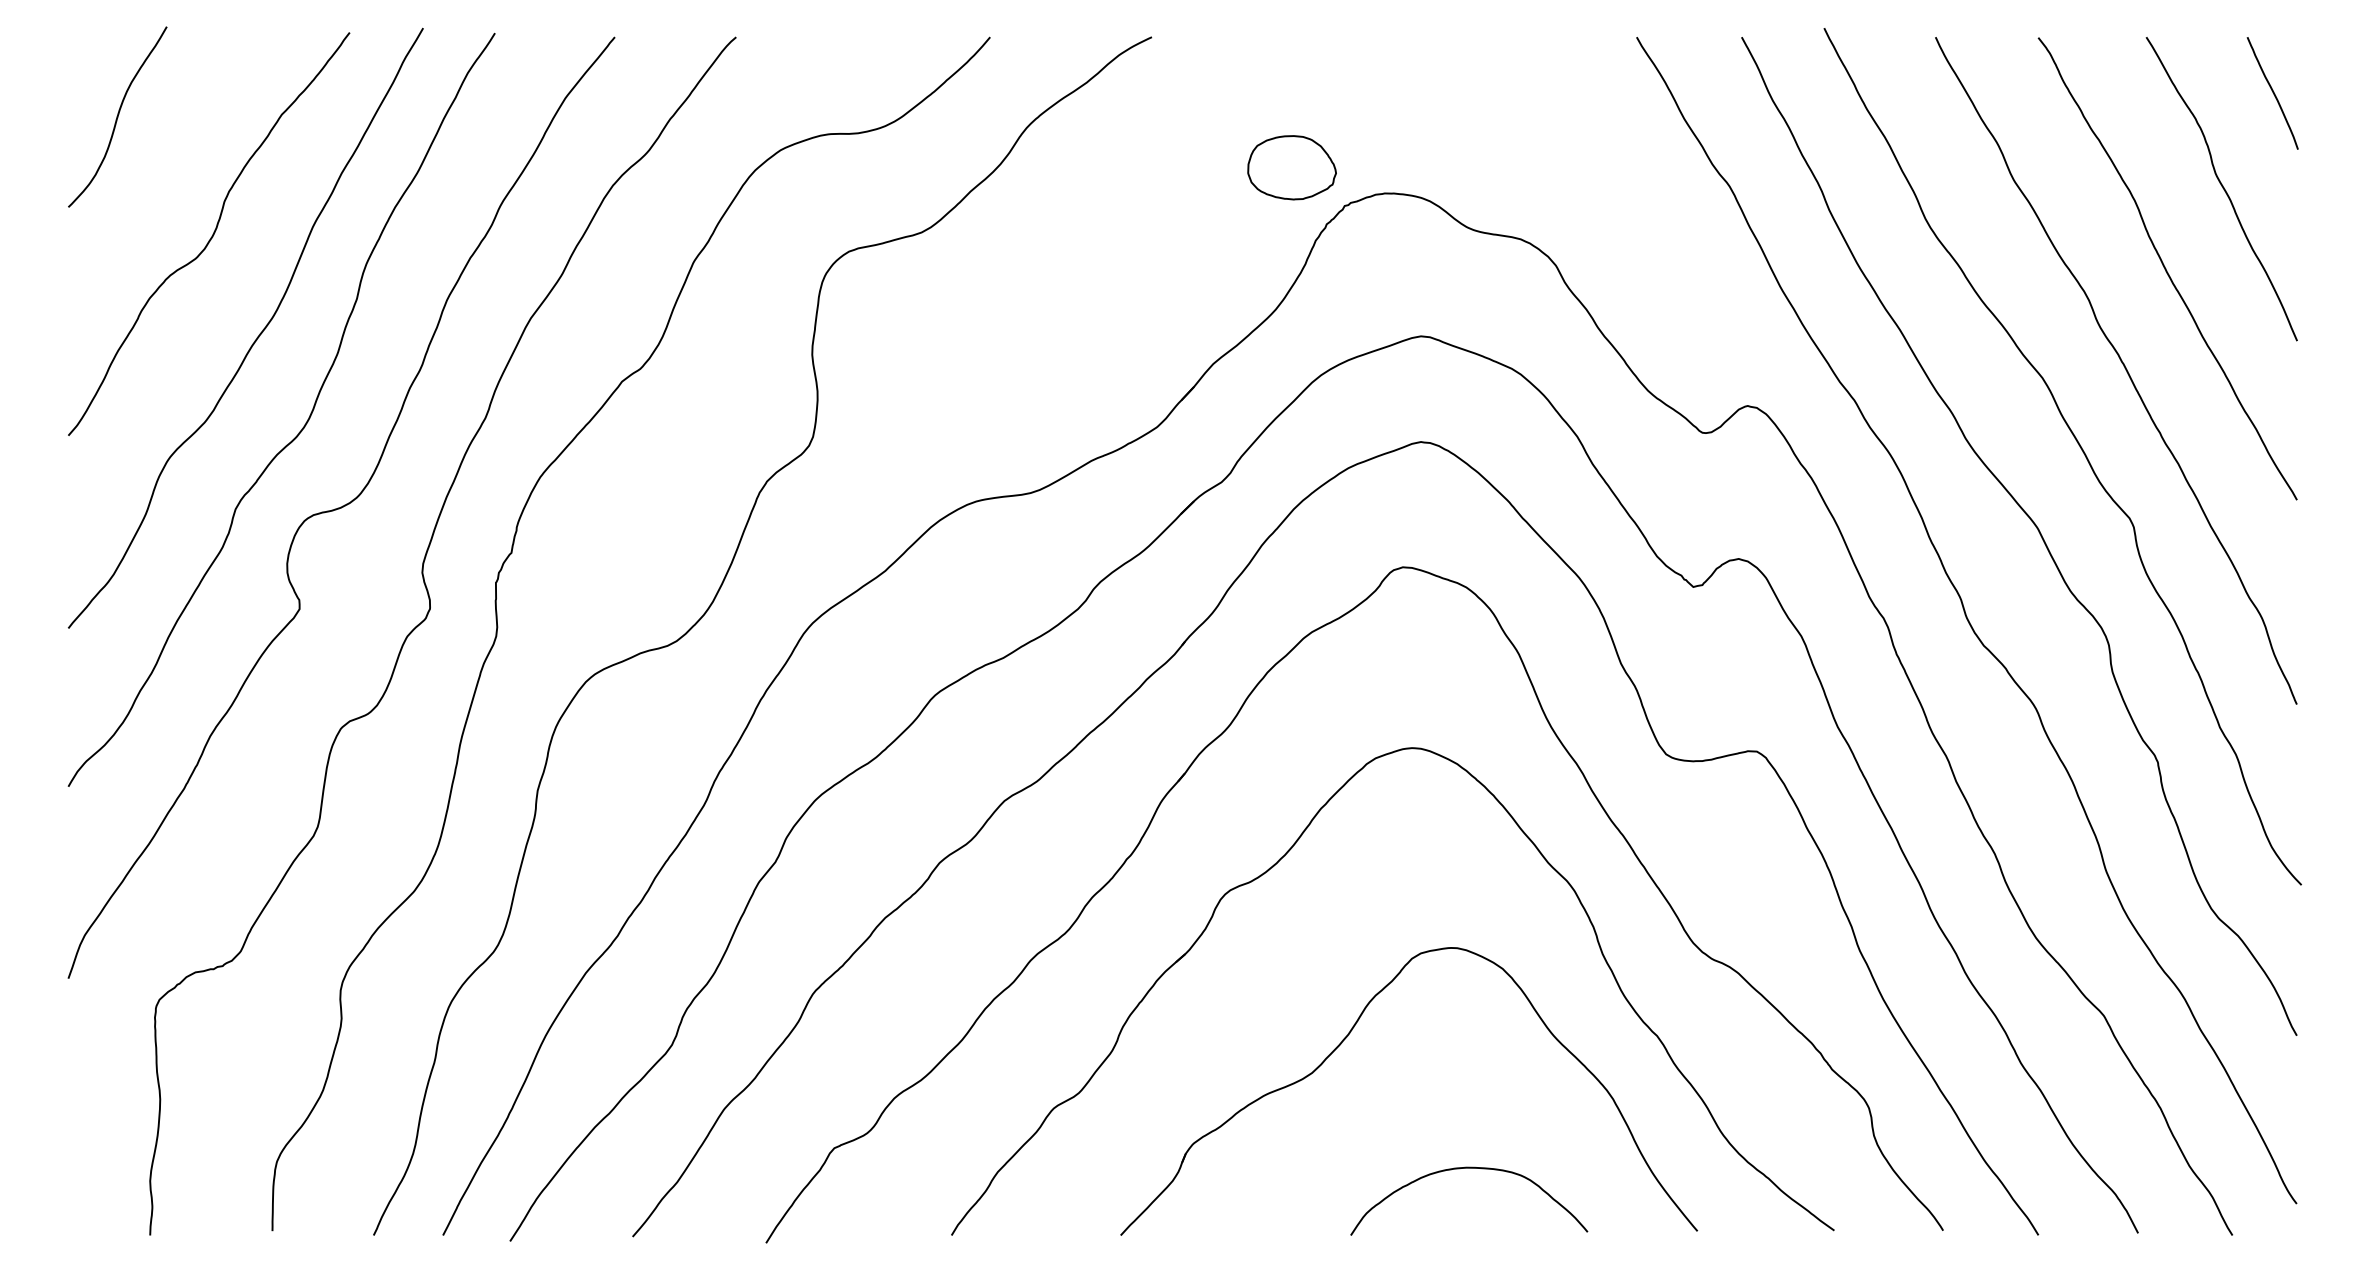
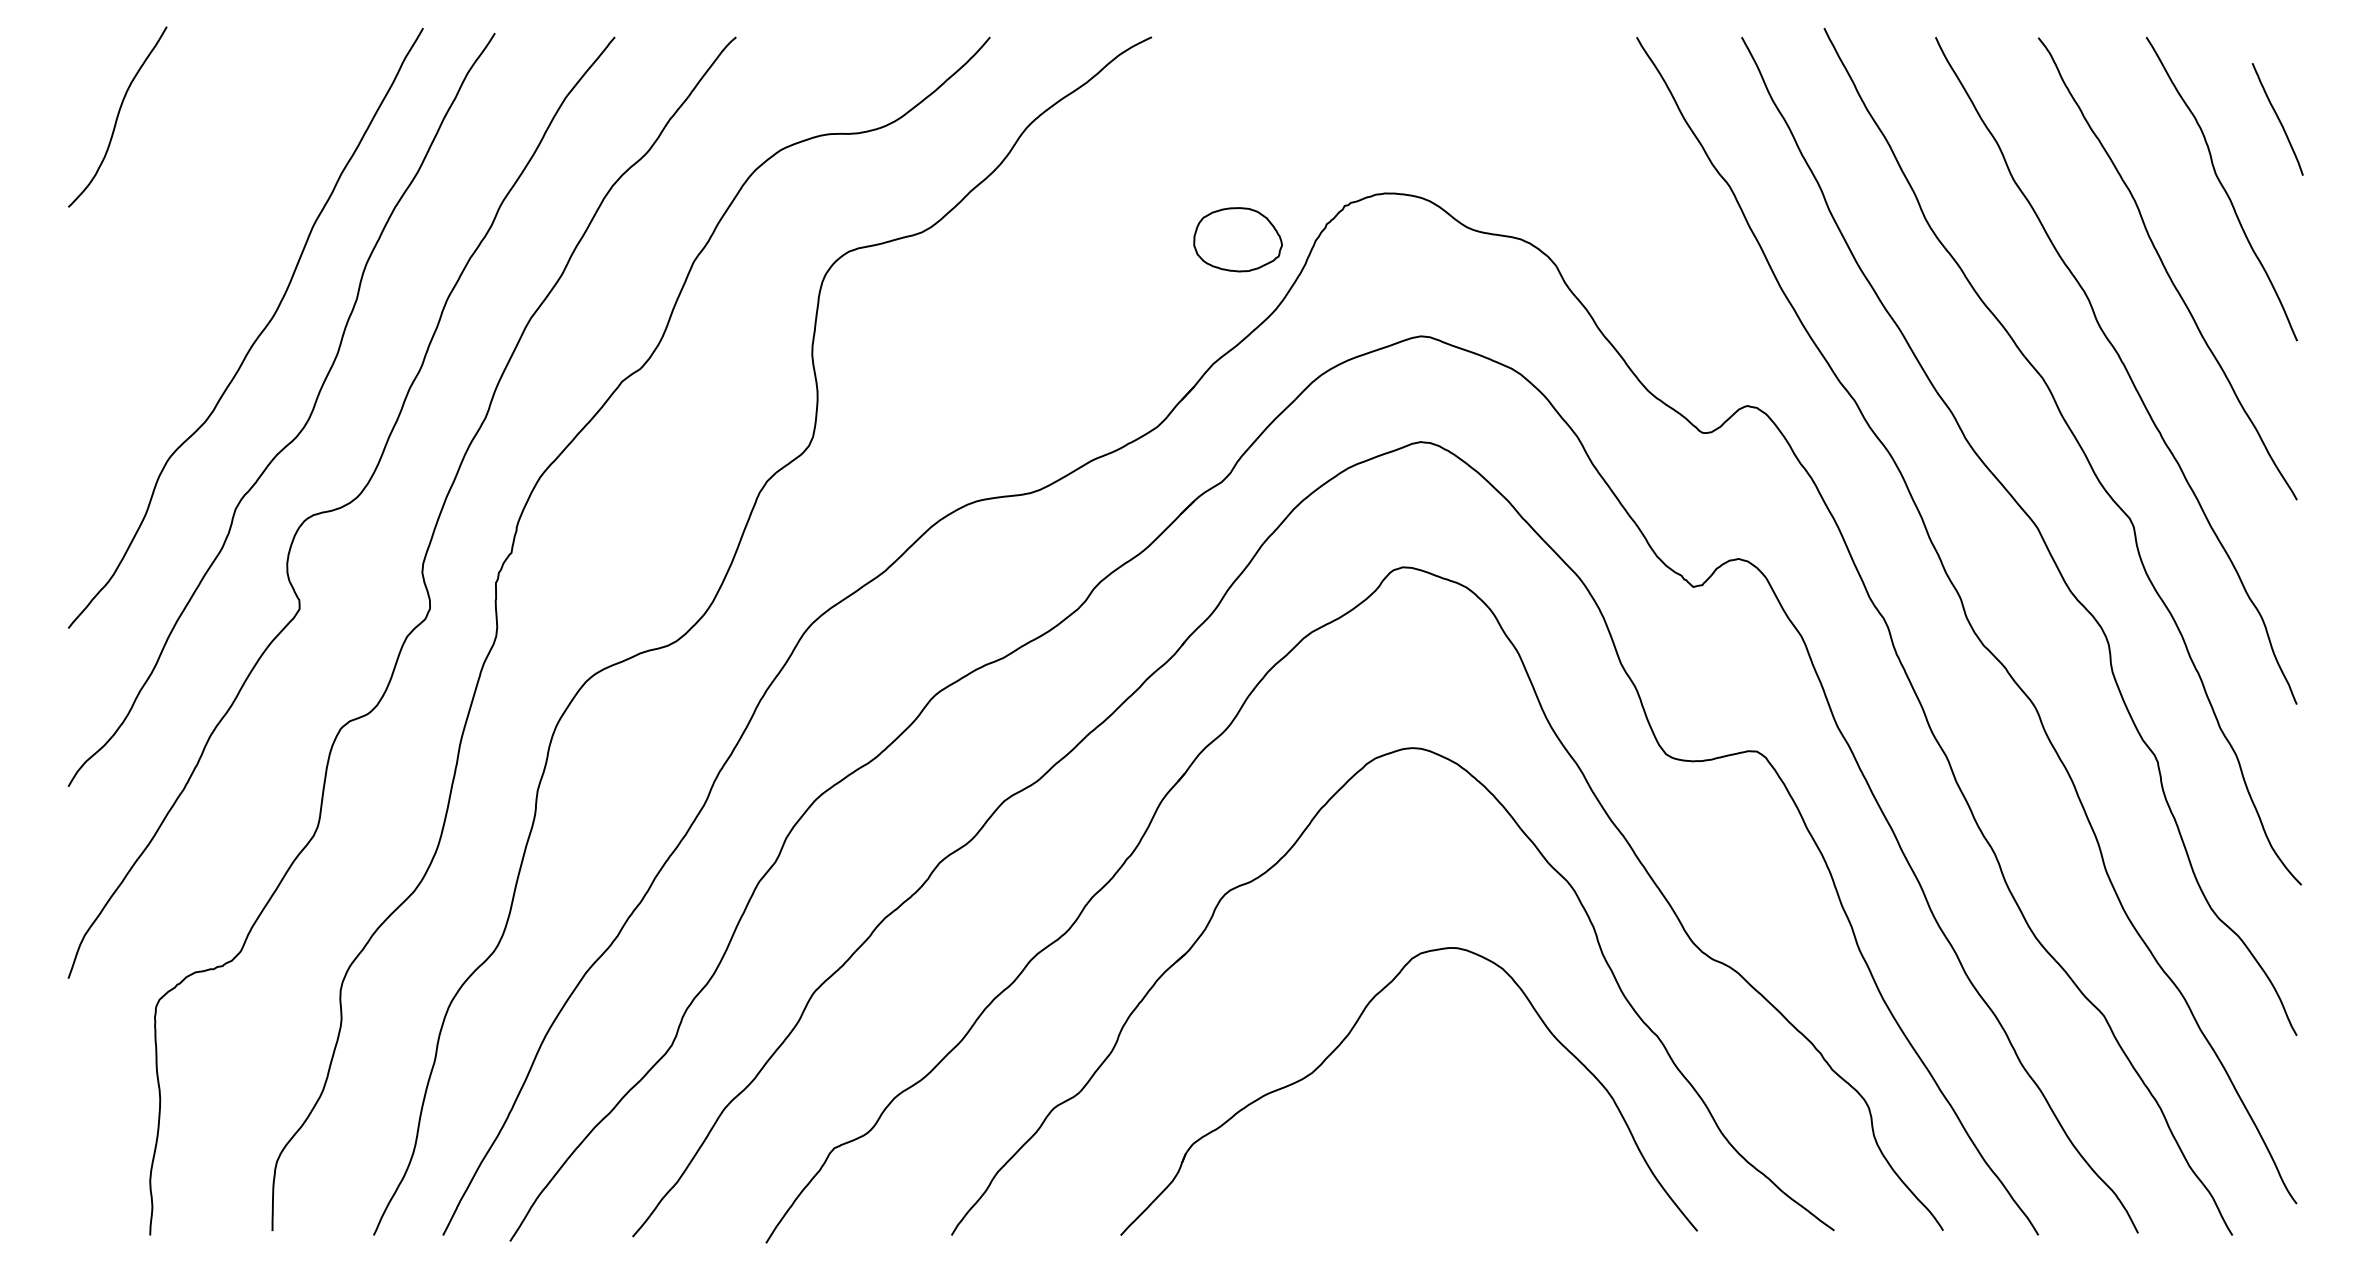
curve position: (2272, 92) -> (2277, 118) (2277, 118)
part position: (1291, 167) -> (1237, 239) (1237, 239)
curve: present -> none (212, 234)
curve: present -> none (1469, 1168)
